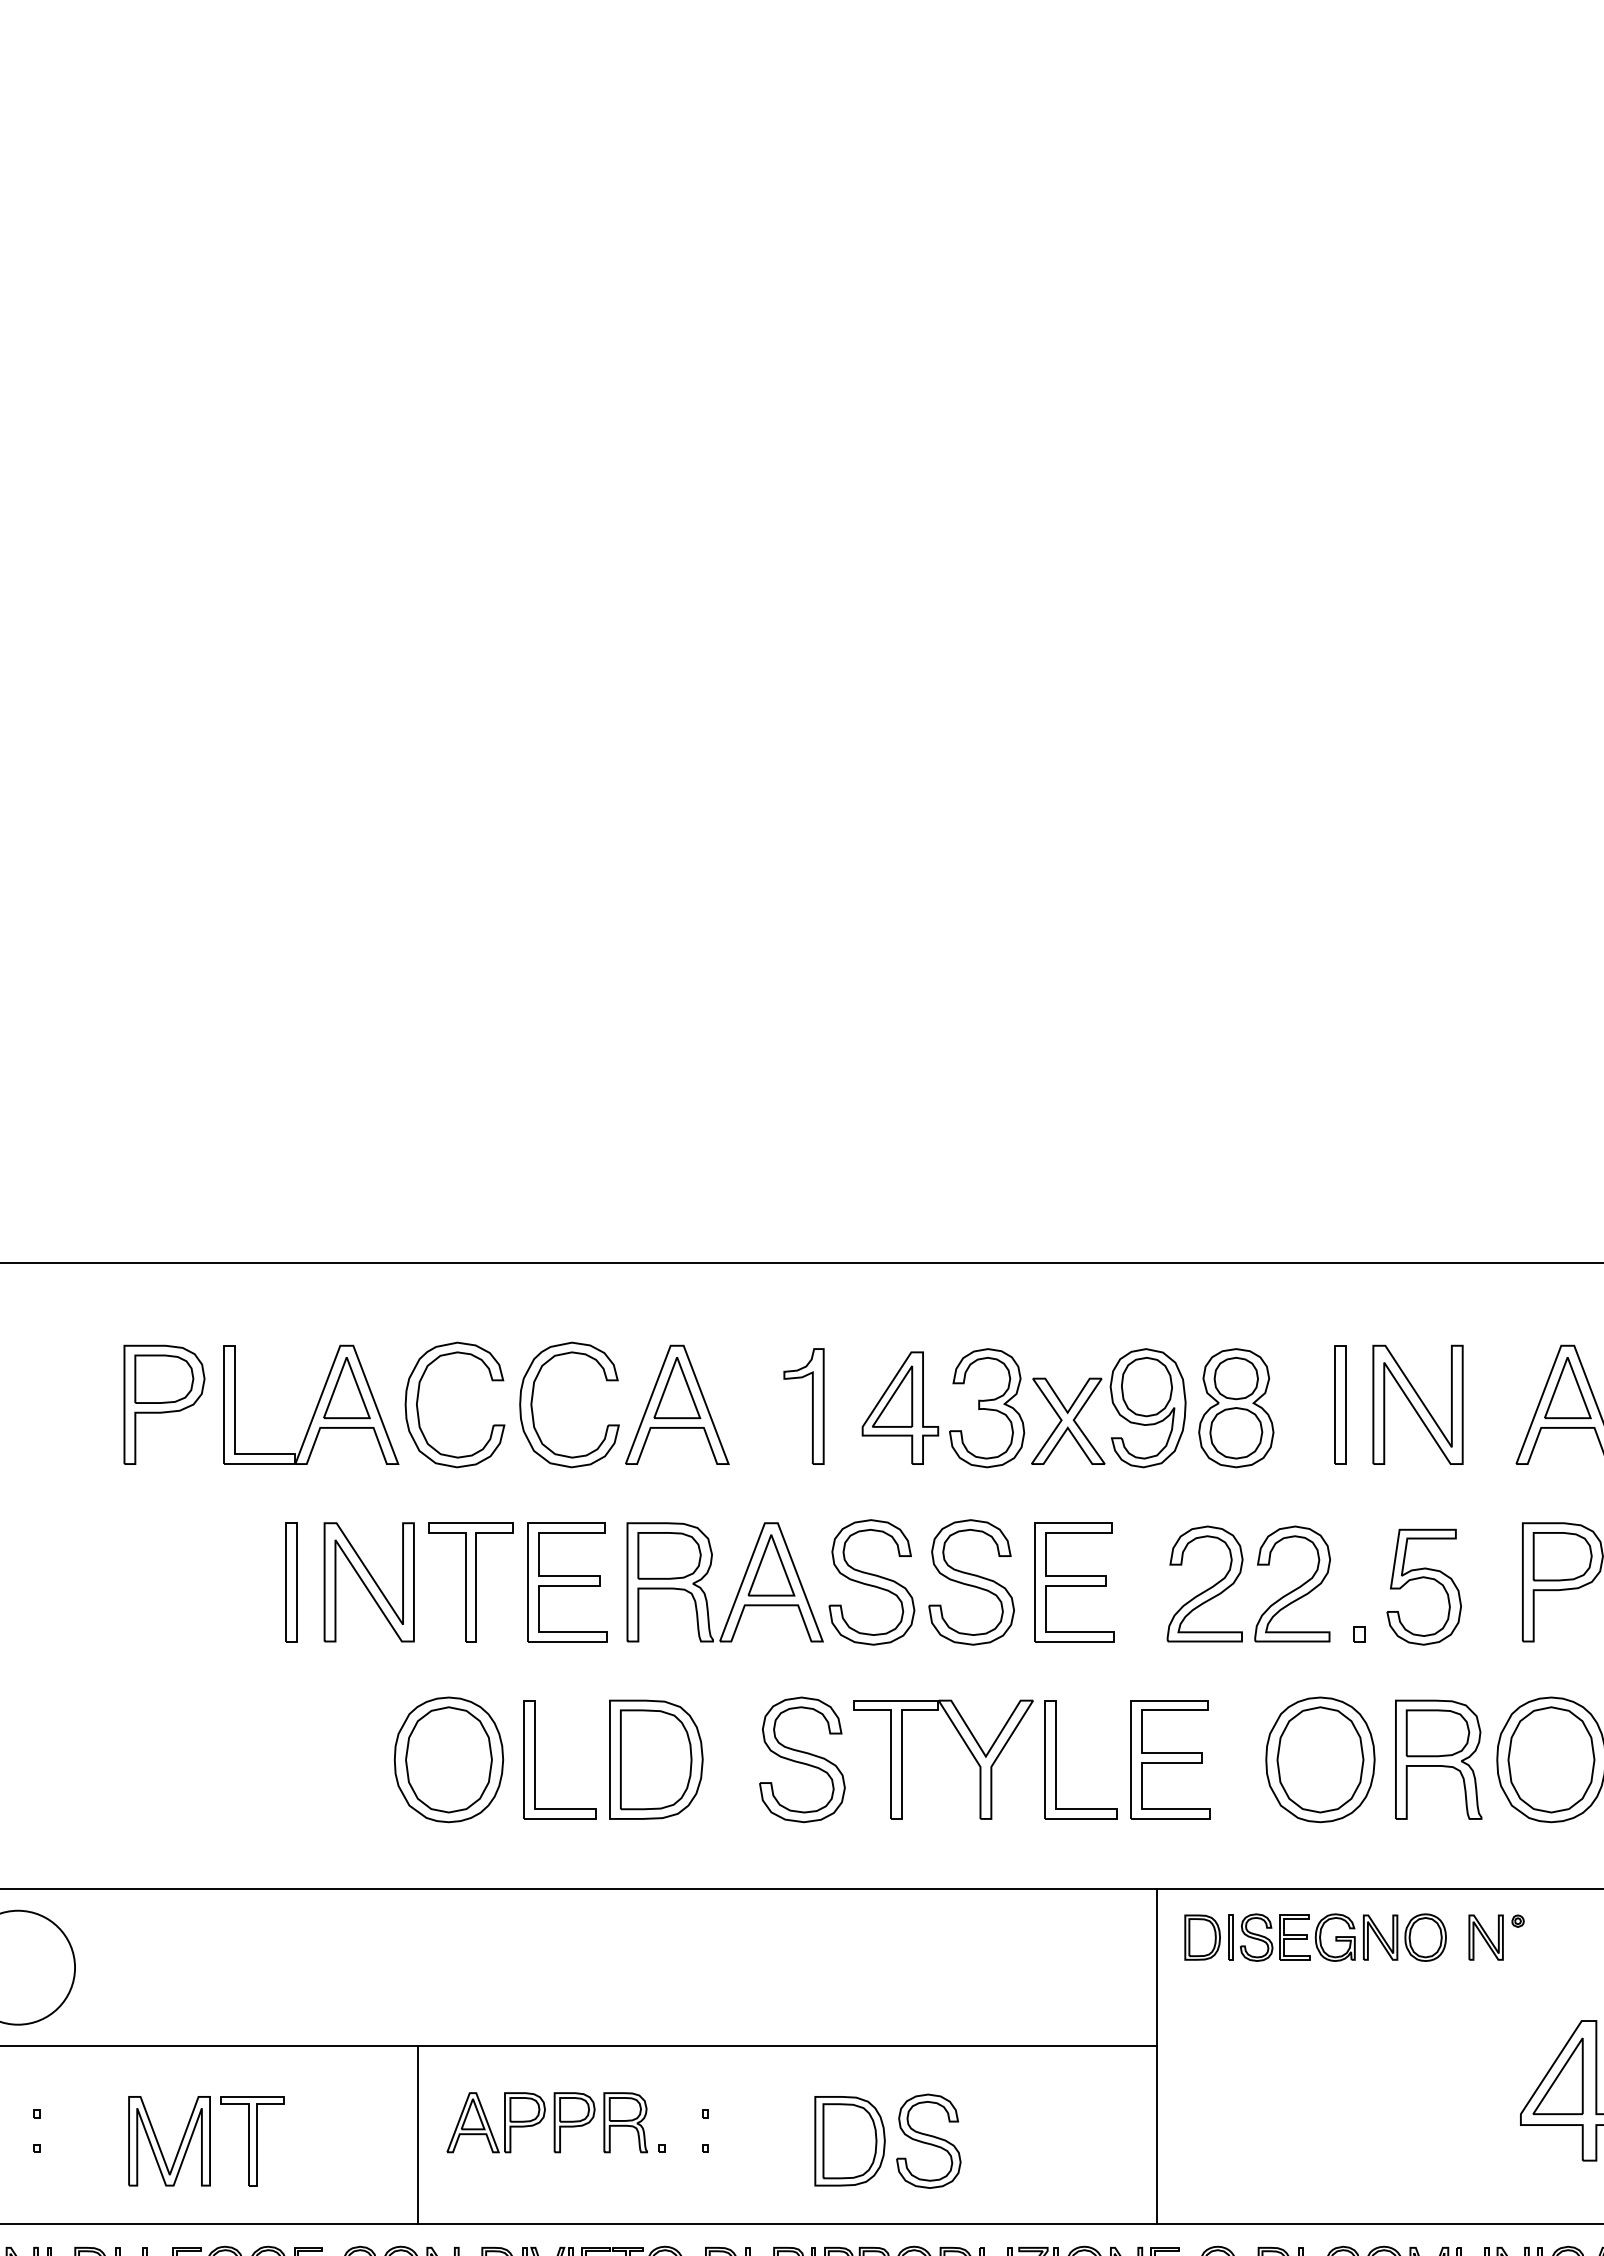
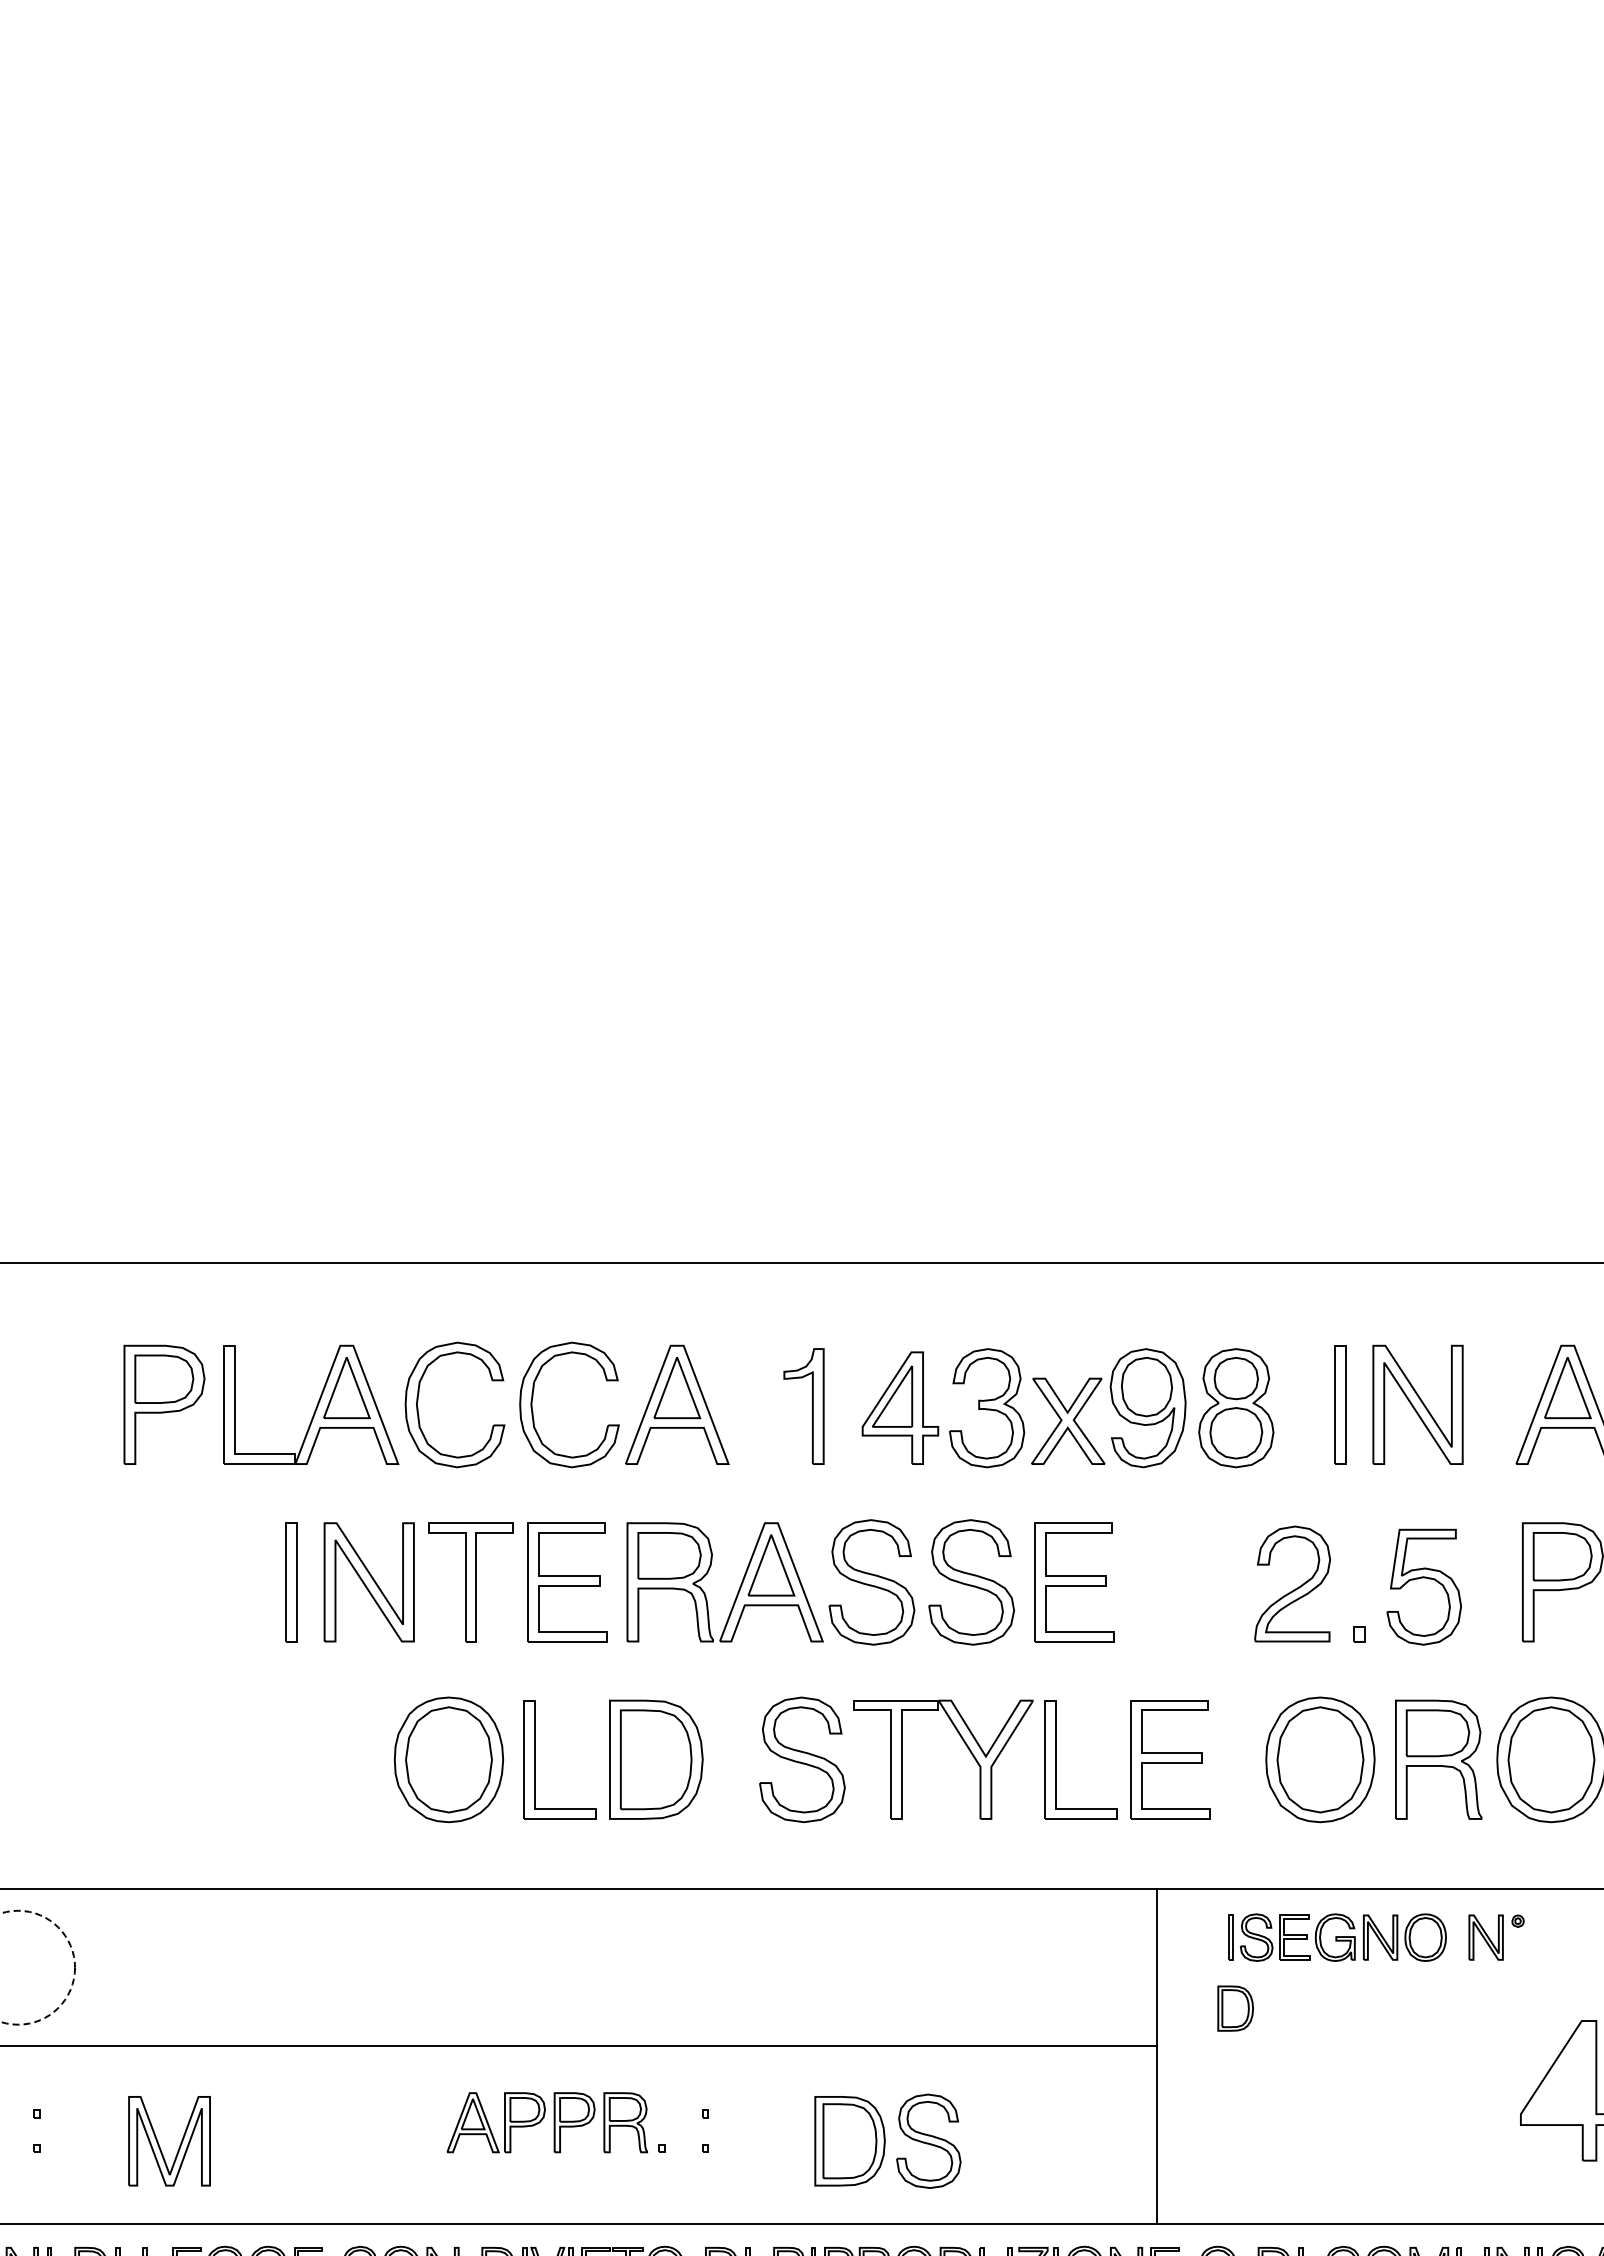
part: present -> none (1204, 1583)
part position: (1202, 1937) -> (1235, 2008) (1235, 2008)
circle: solid -> dashed (37, 1967)
part: present -> none (1557, 2076)
line: present -> none (418, 2134)
part: present -> none (252, 2141)
